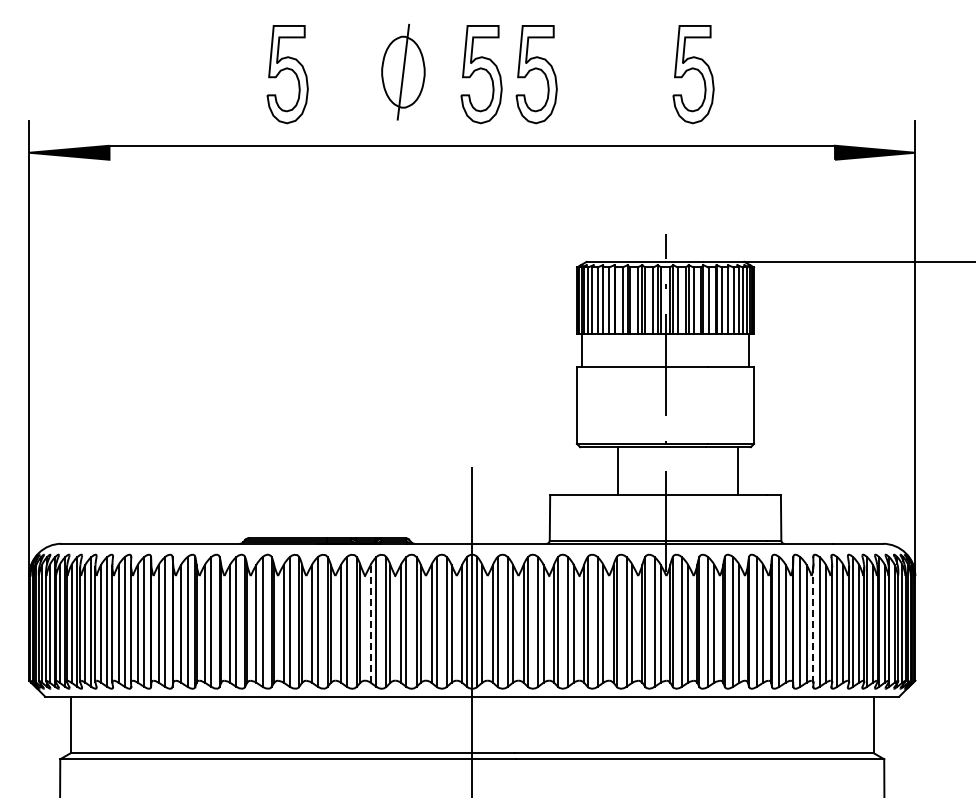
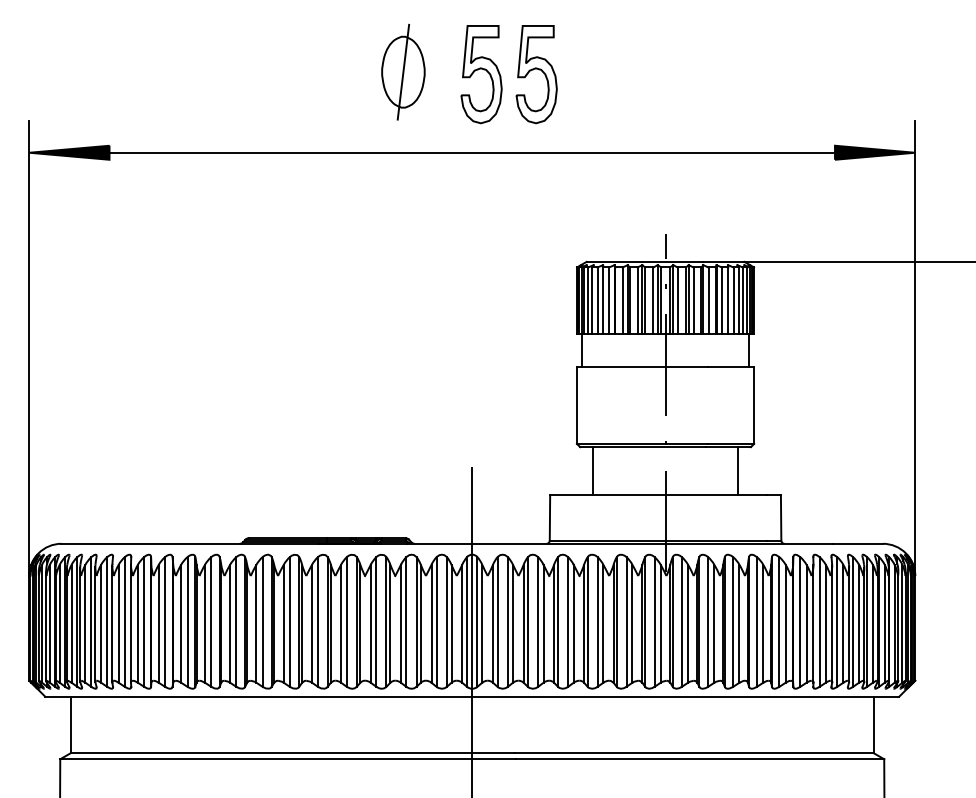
part: present -> none (287, 74)
part: present -> none (693, 74)
line position: (472, 145) -> (472, 152) (472, 152)
line position: (618, 471) -> (593, 471) (593, 471)
line: dashed -> solid (370, 623)
line: dashed -> solid (813, 623)
